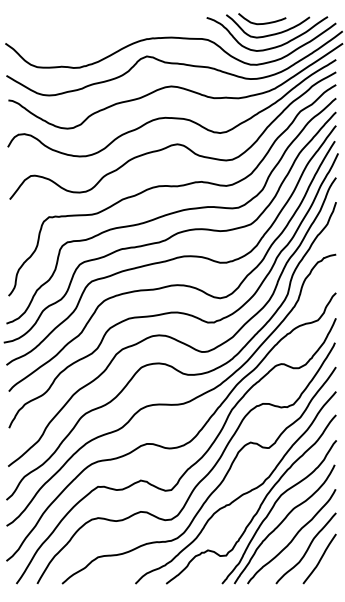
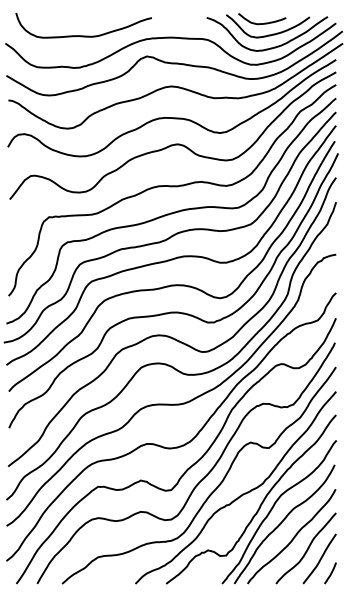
curve: none -> present (83, 35)
line: none -> present (330, 573)
